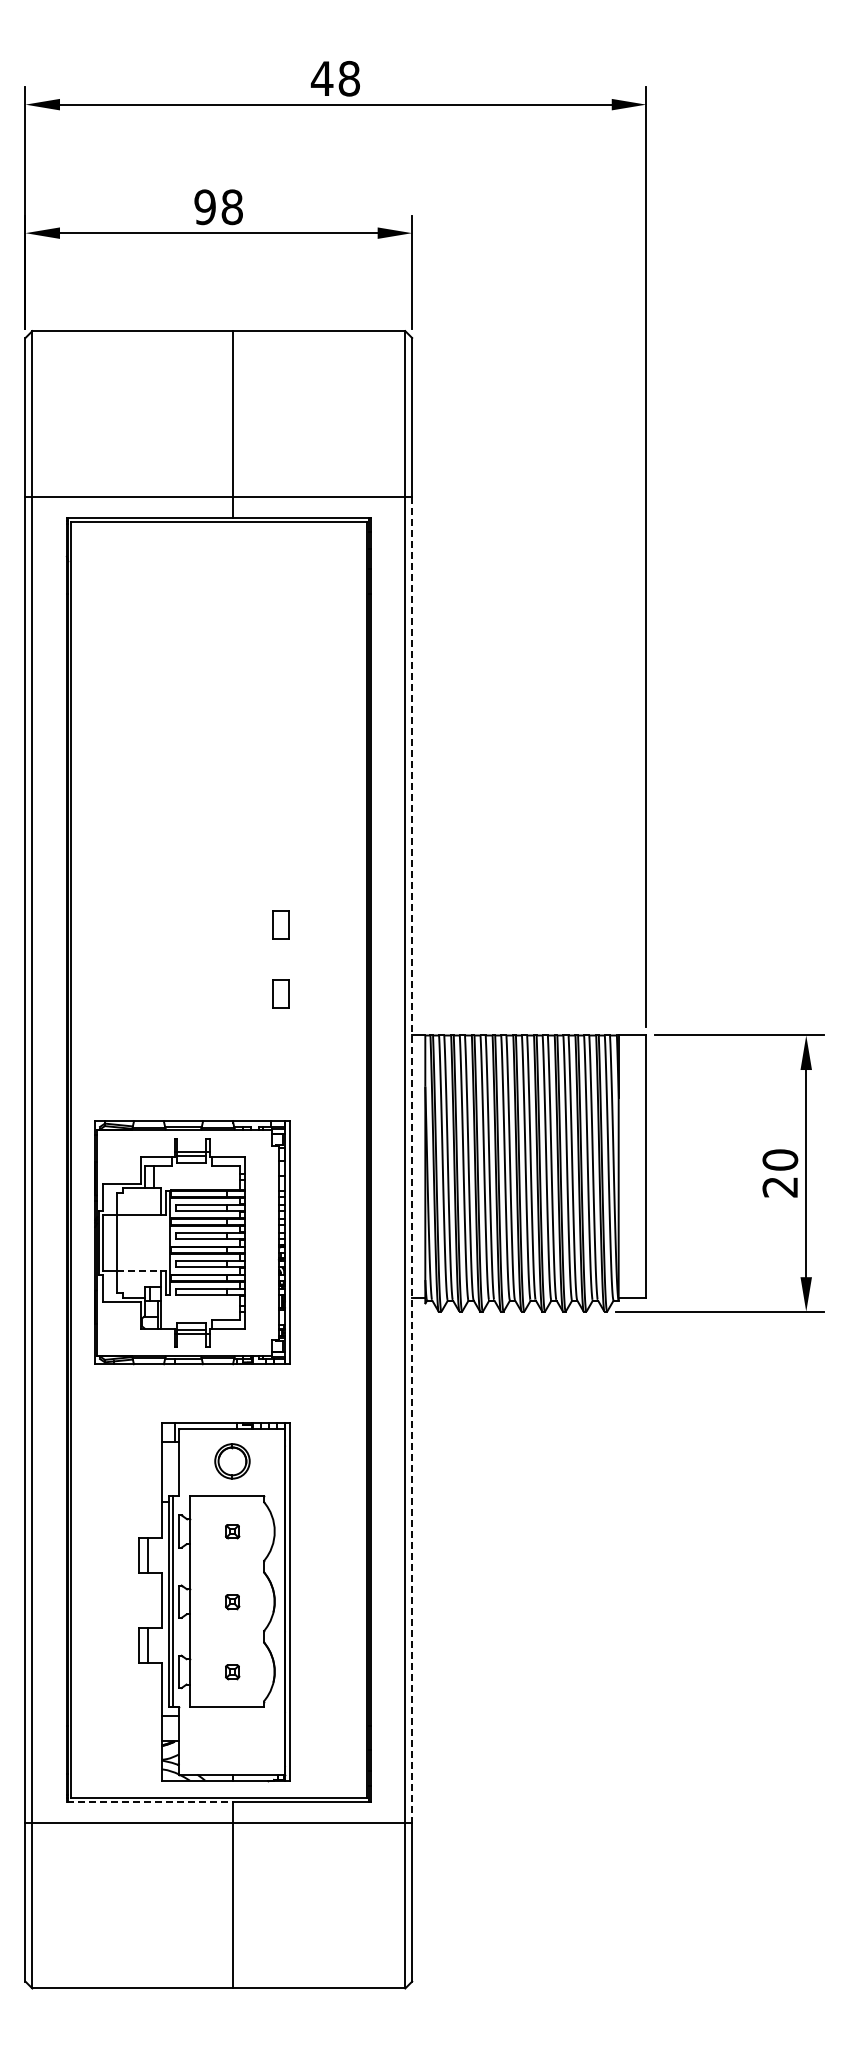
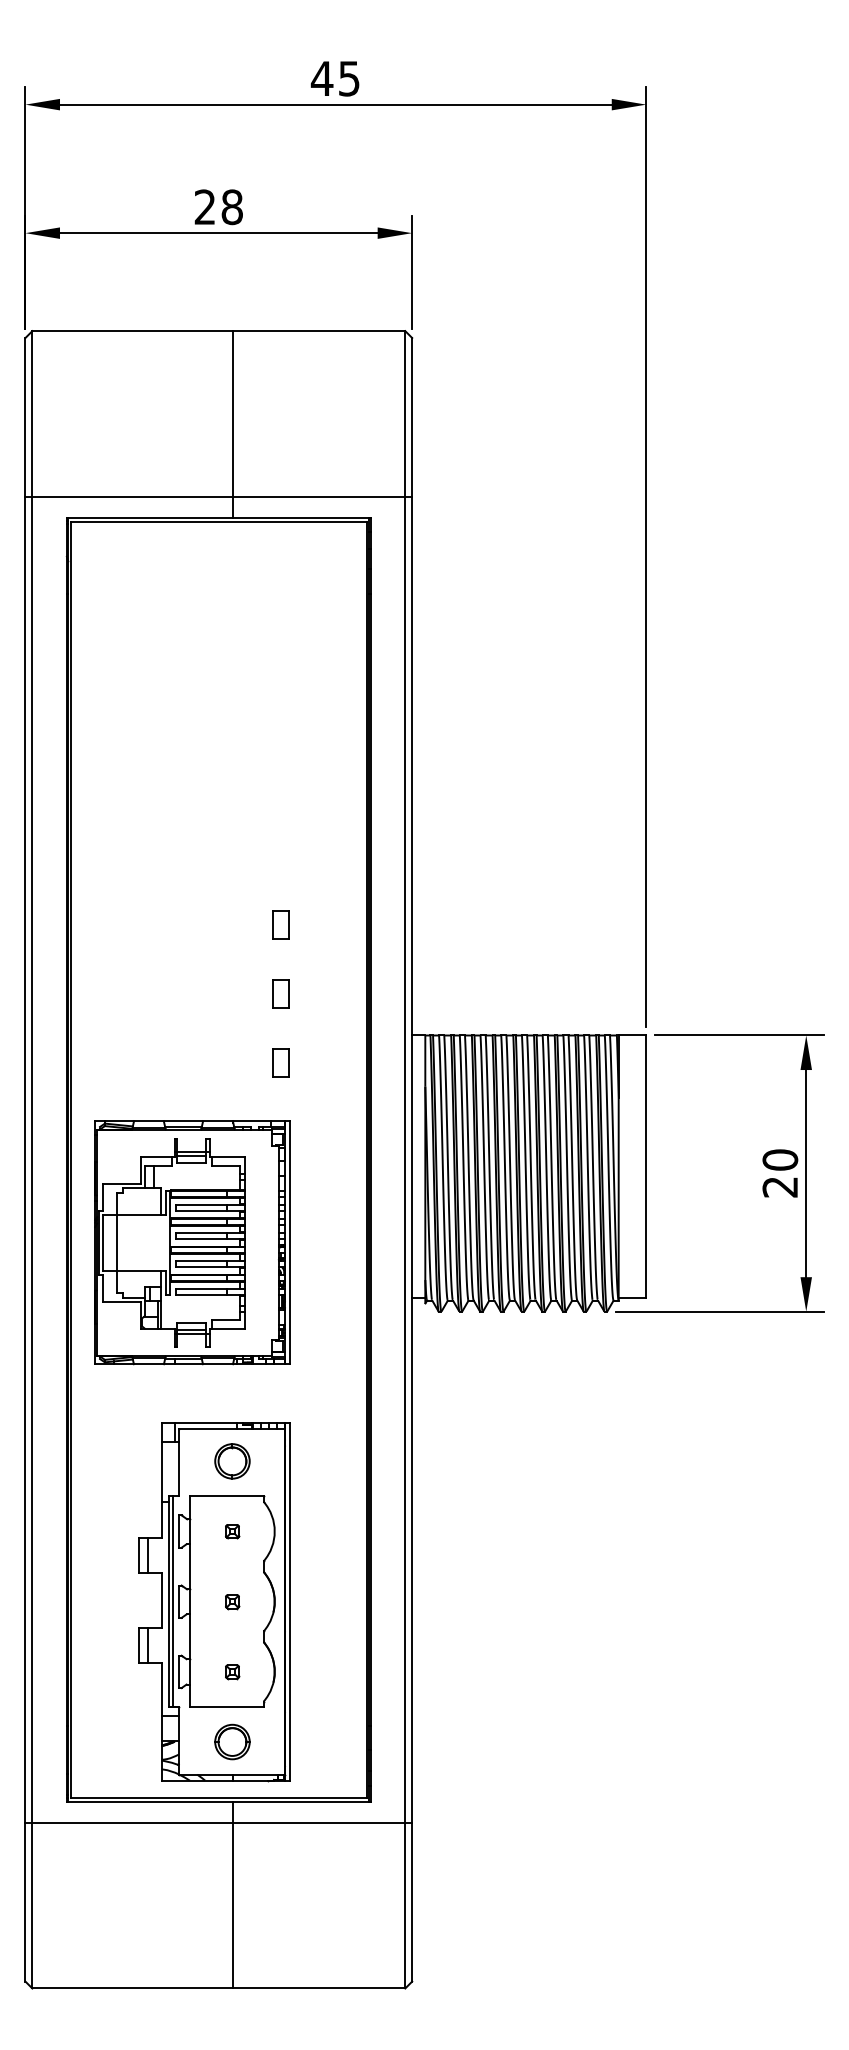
text: 48 -> 45 (348, 78)
text: 98 -> 28 (204, 207)
part: none -> present (280, 1062)
line: dashed -> solid (412, 1159)
line: dashed -> solid (138, 1270)
part: none -> present (232, 1741)
line: dashed -> solid (149, 1802)
